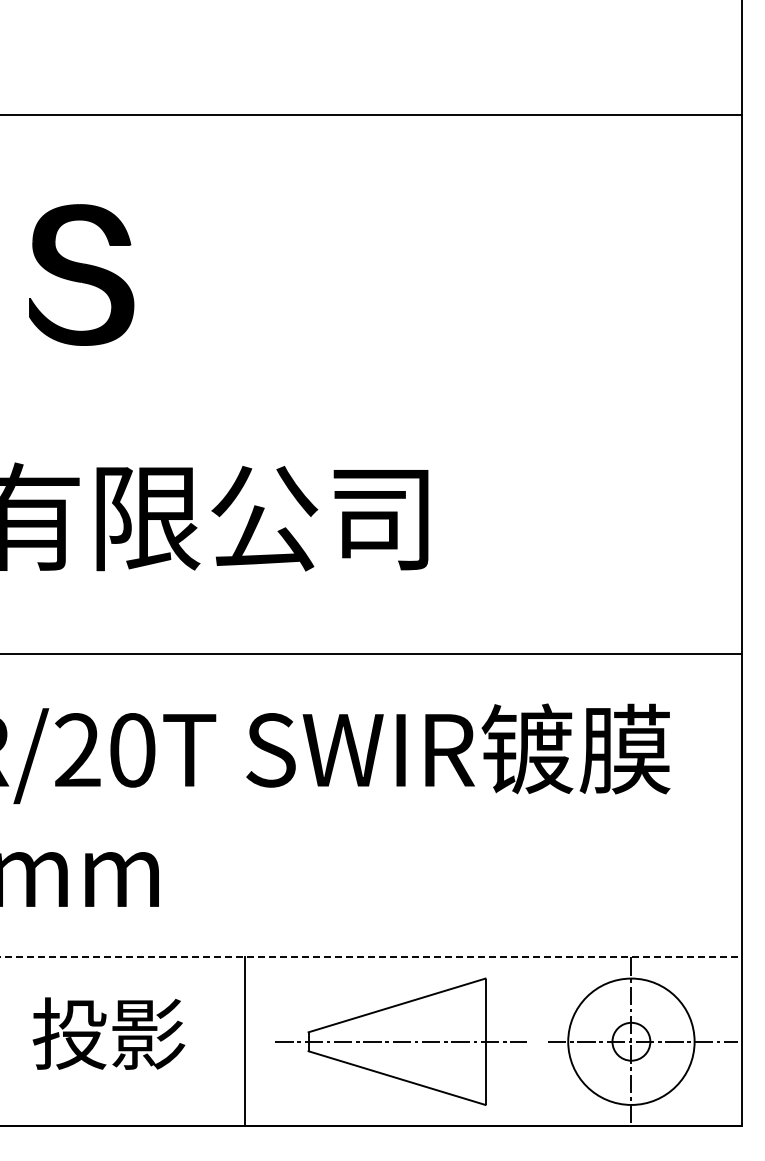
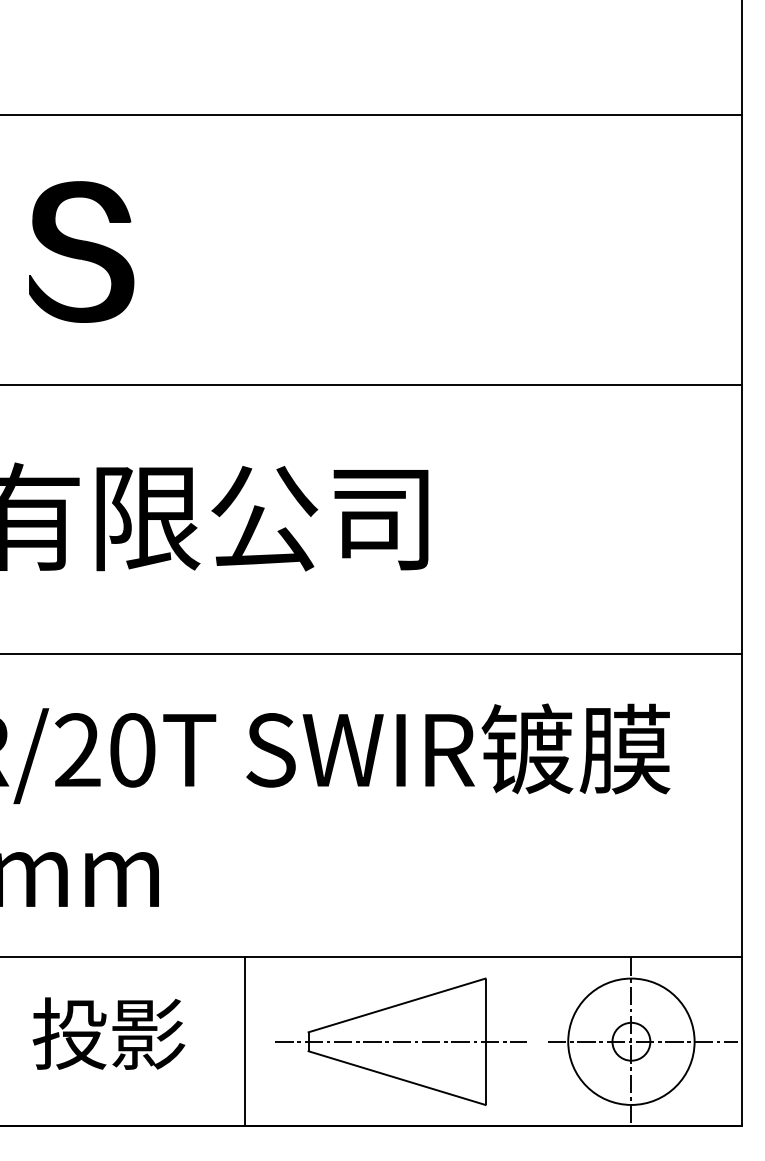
part position: (81, 274) -> (81, 251) (81, 251)
line: none -> present (371, 384)
line: dashed -> solid (371, 957)
